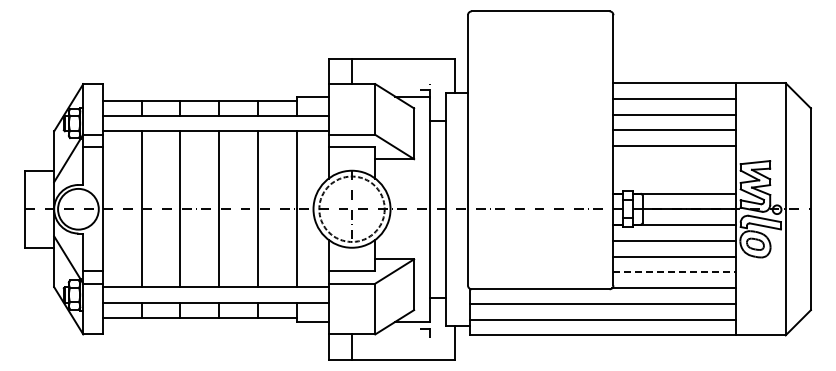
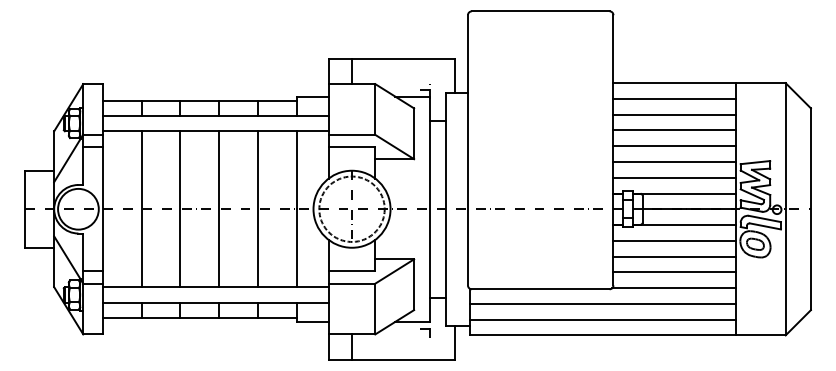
line: none -> present (674, 161)
line: none -> present (674, 177)
line: dashed -> solid (675, 272)
